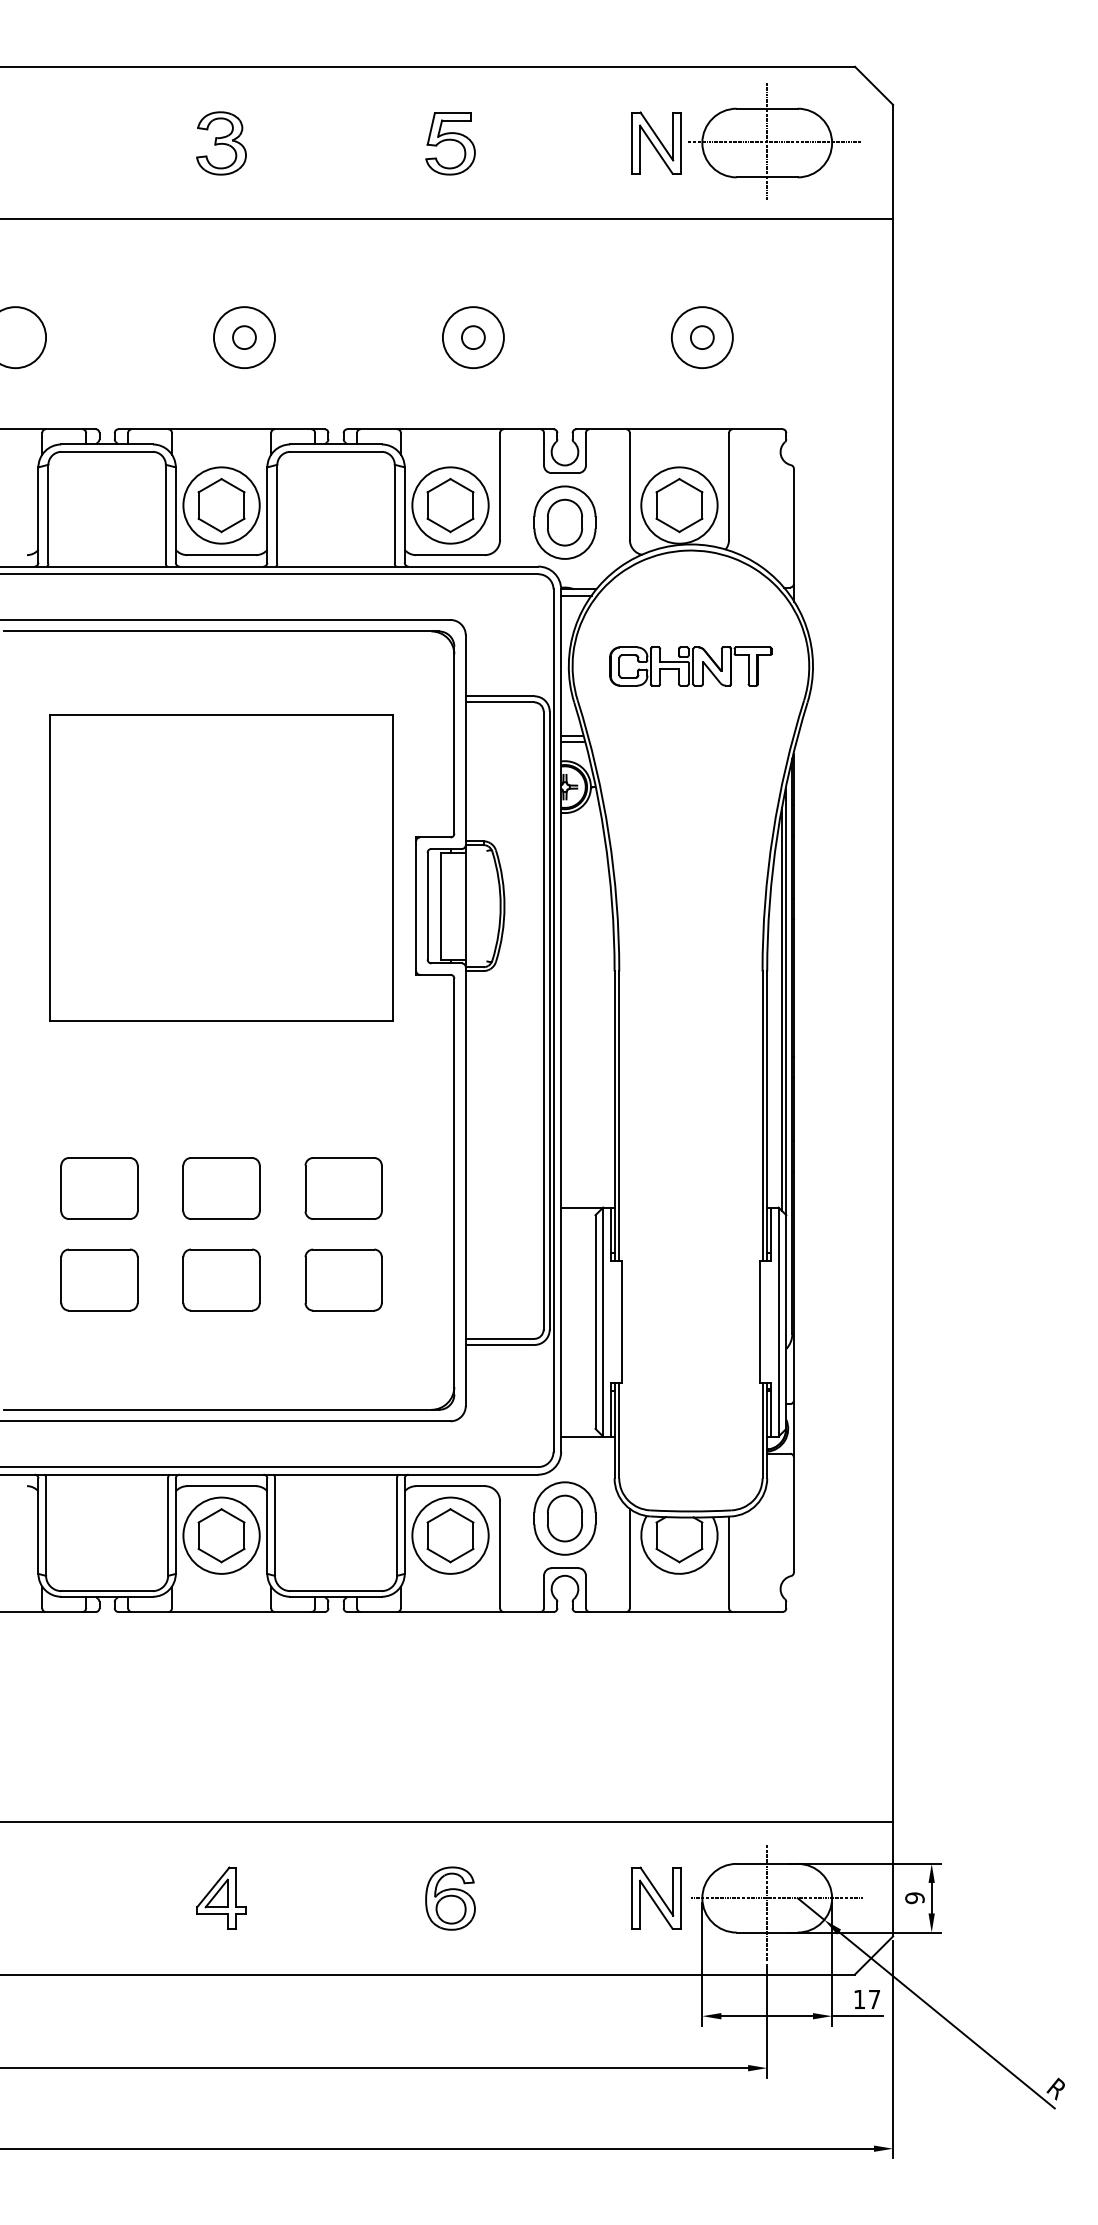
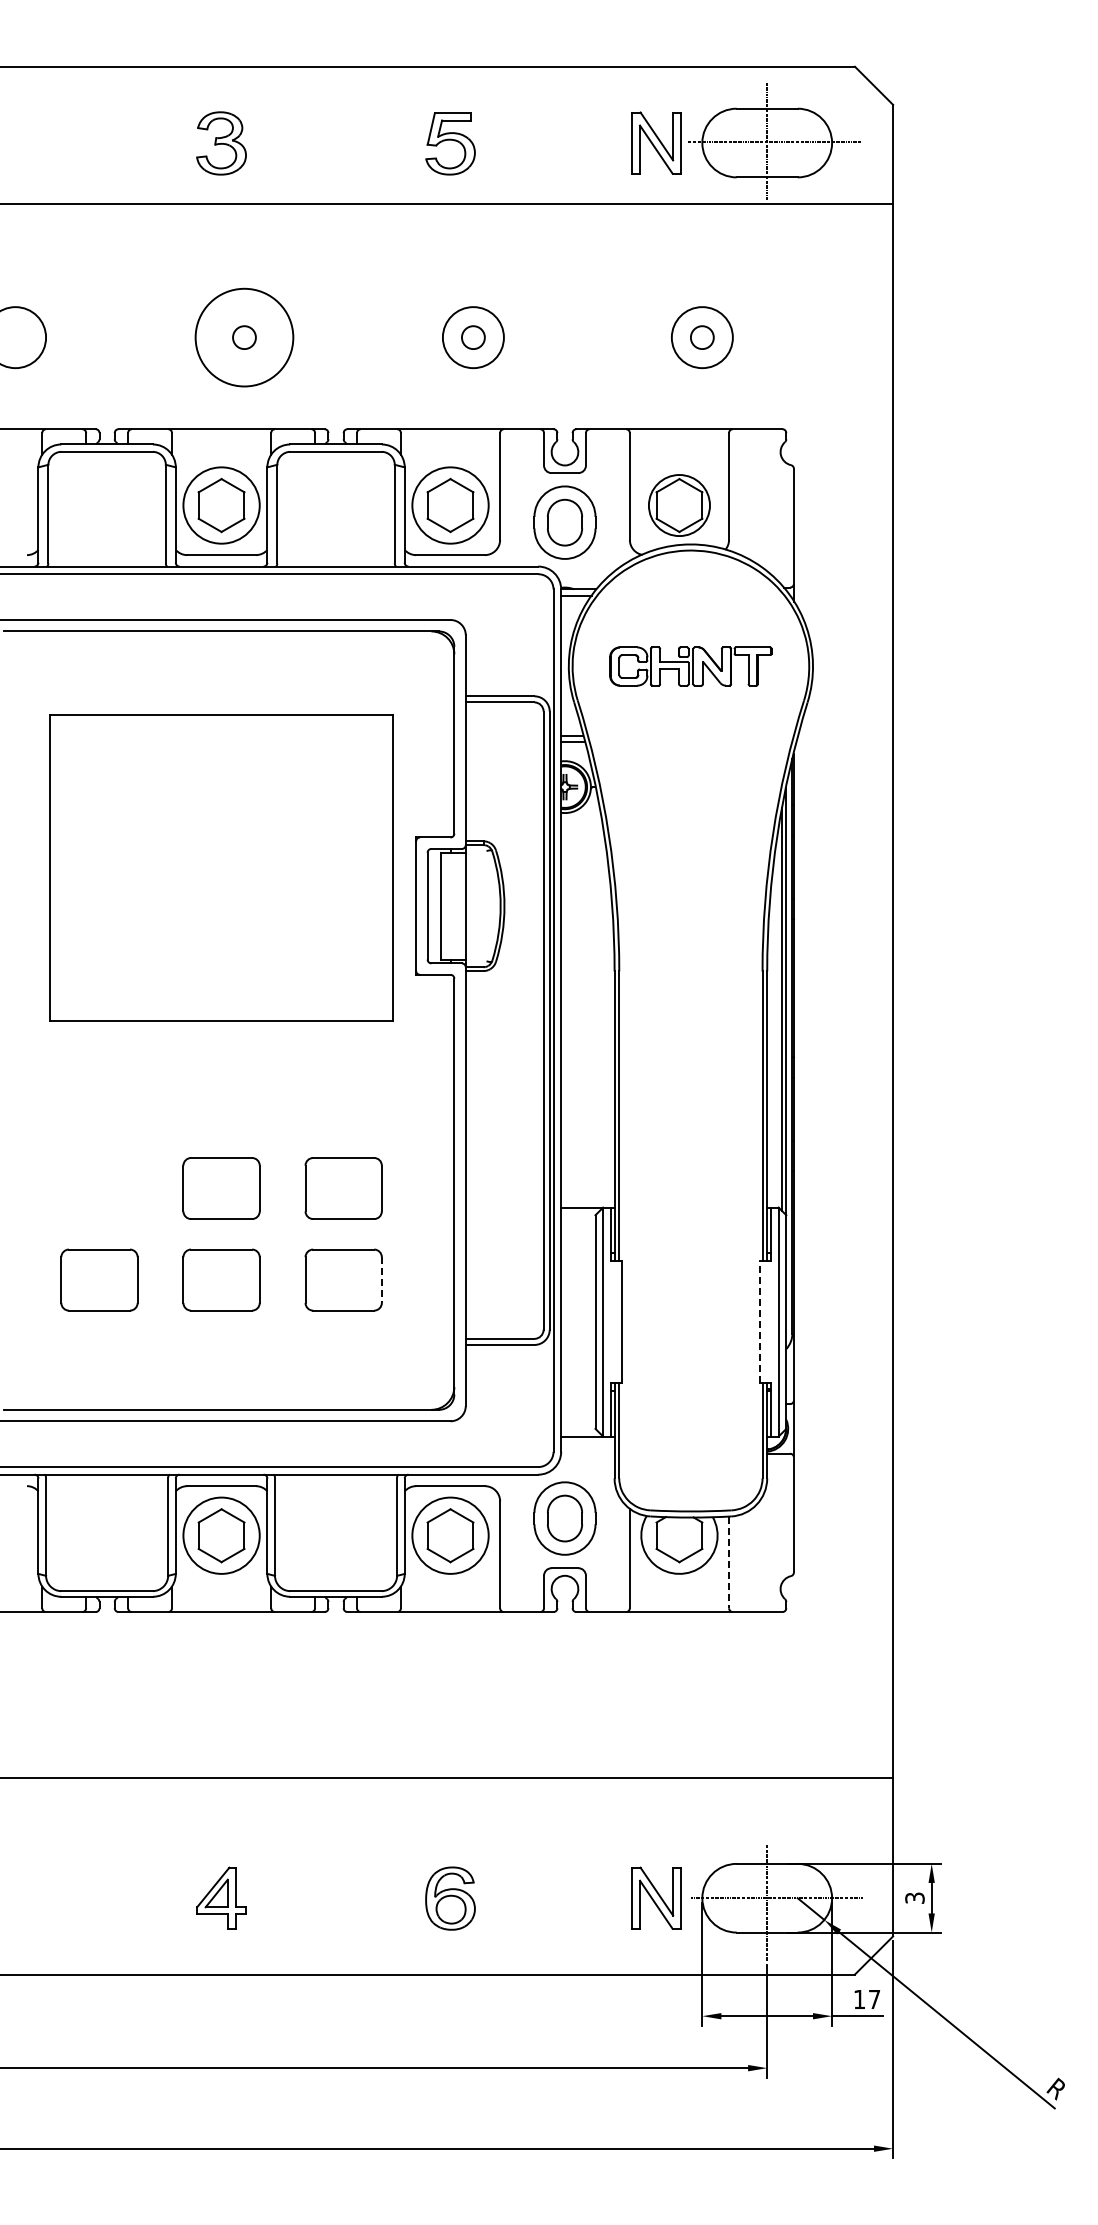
line position: (447, 219) -> (447, 204) (447, 204)
circle diameter: 61 px -> 98 px (244, 337)
circle diameter: 76 px -> 61 px (678, 505)
part: present -> none (99, 1188)
line: solid -> dashed (381, 1280)
line: solid -> dashed (759, 1321)
line: solid -> dashed (729, 1562)
line position: (447, 1821) -> (447, 1777) (447, 1777)
text: 9 -> 3 (914, 1898)
